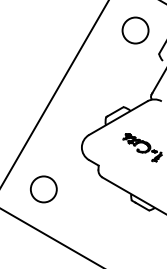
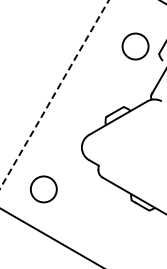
circle position: (135, 30) -> (135, 46) (135, 46)
line: solid -> dashed (54, 95)
part: present -> none (142, 147)
